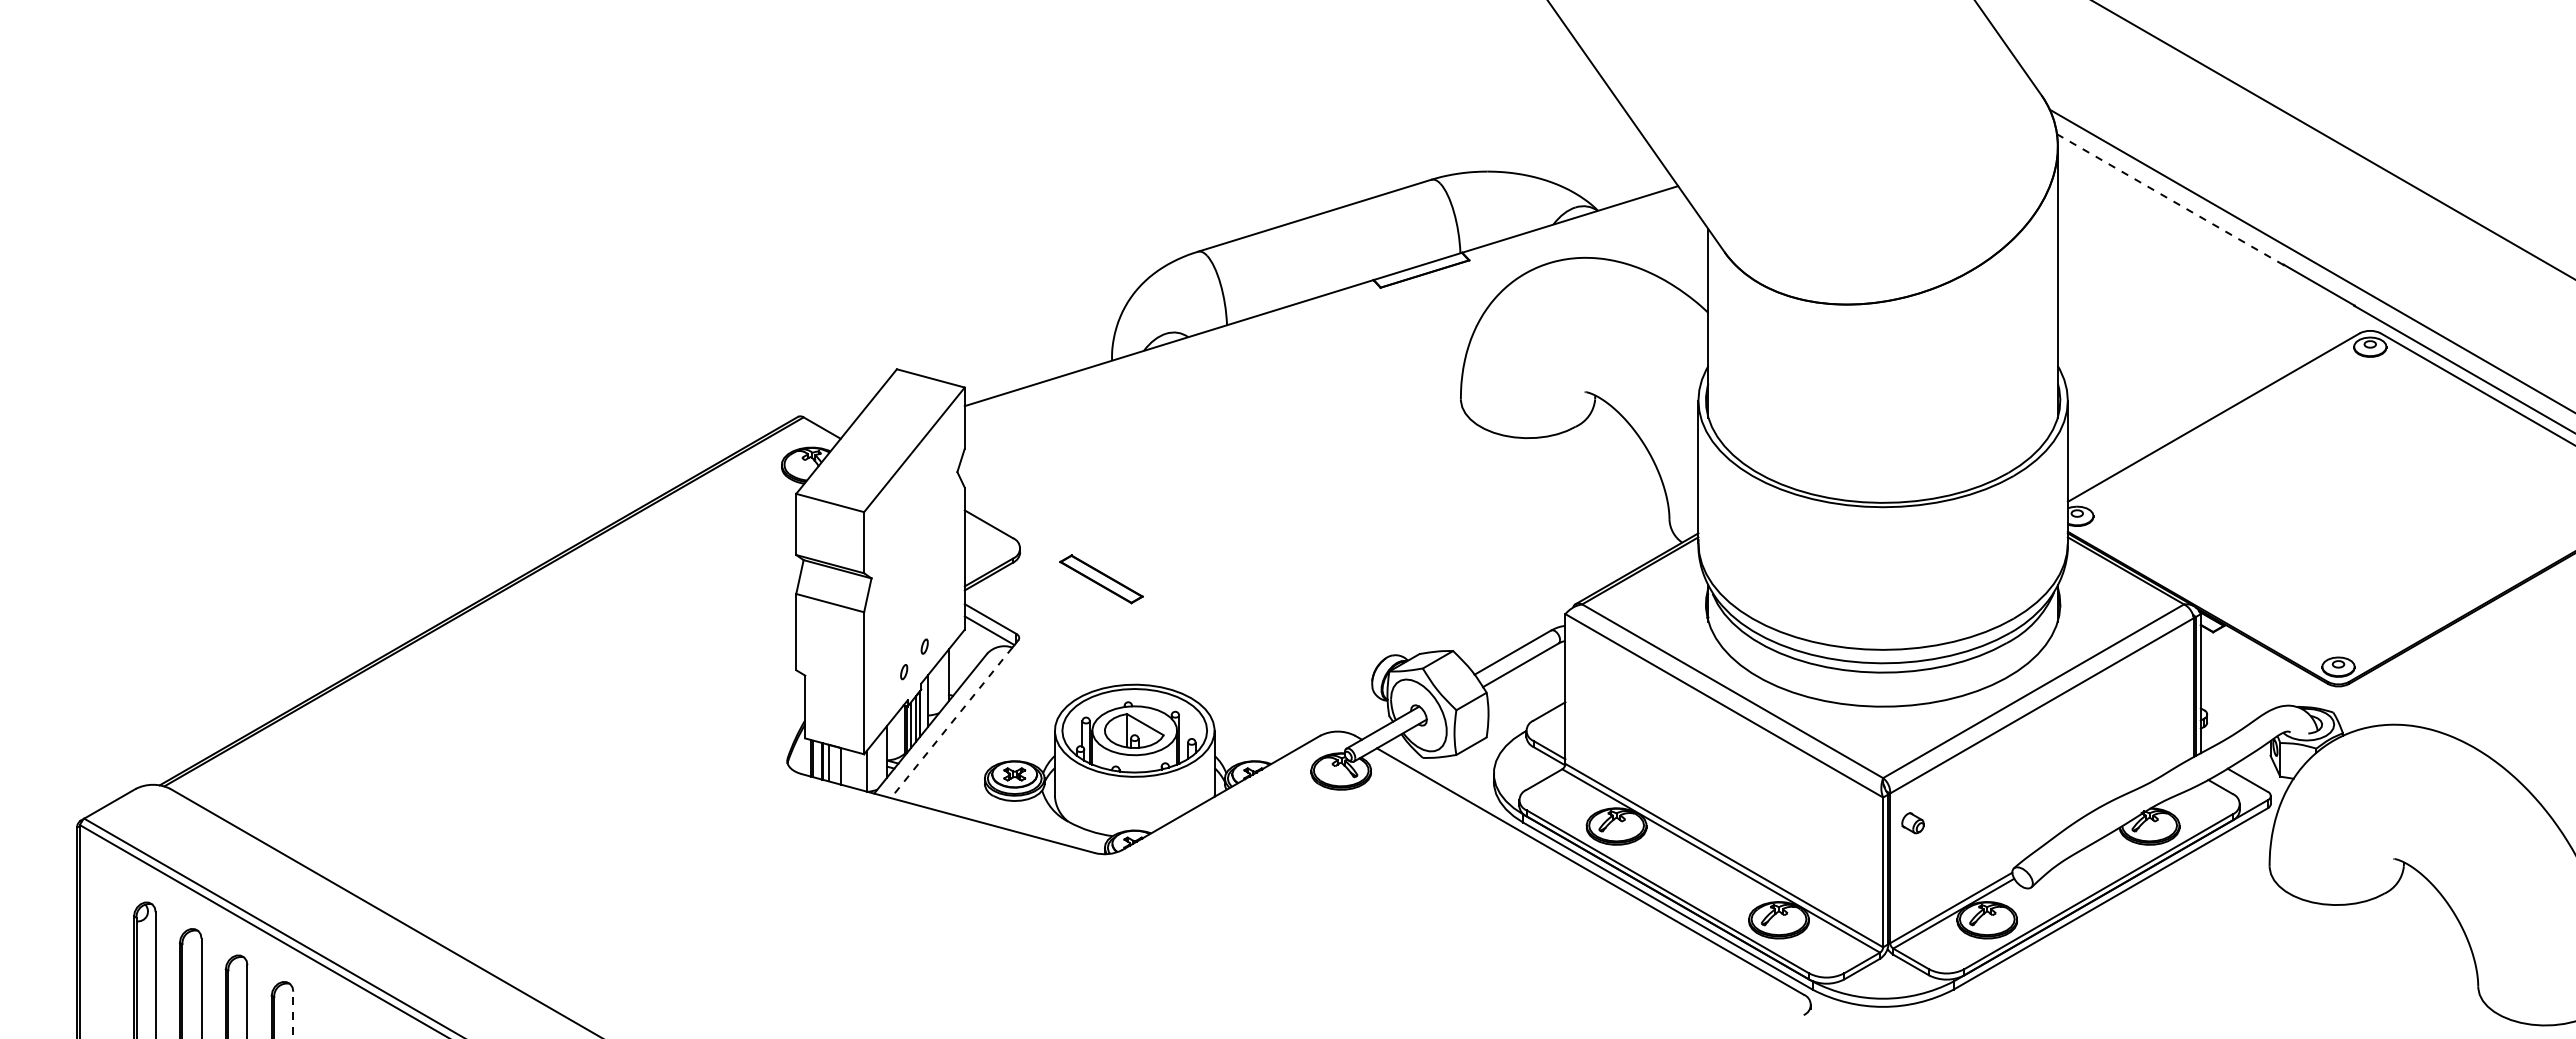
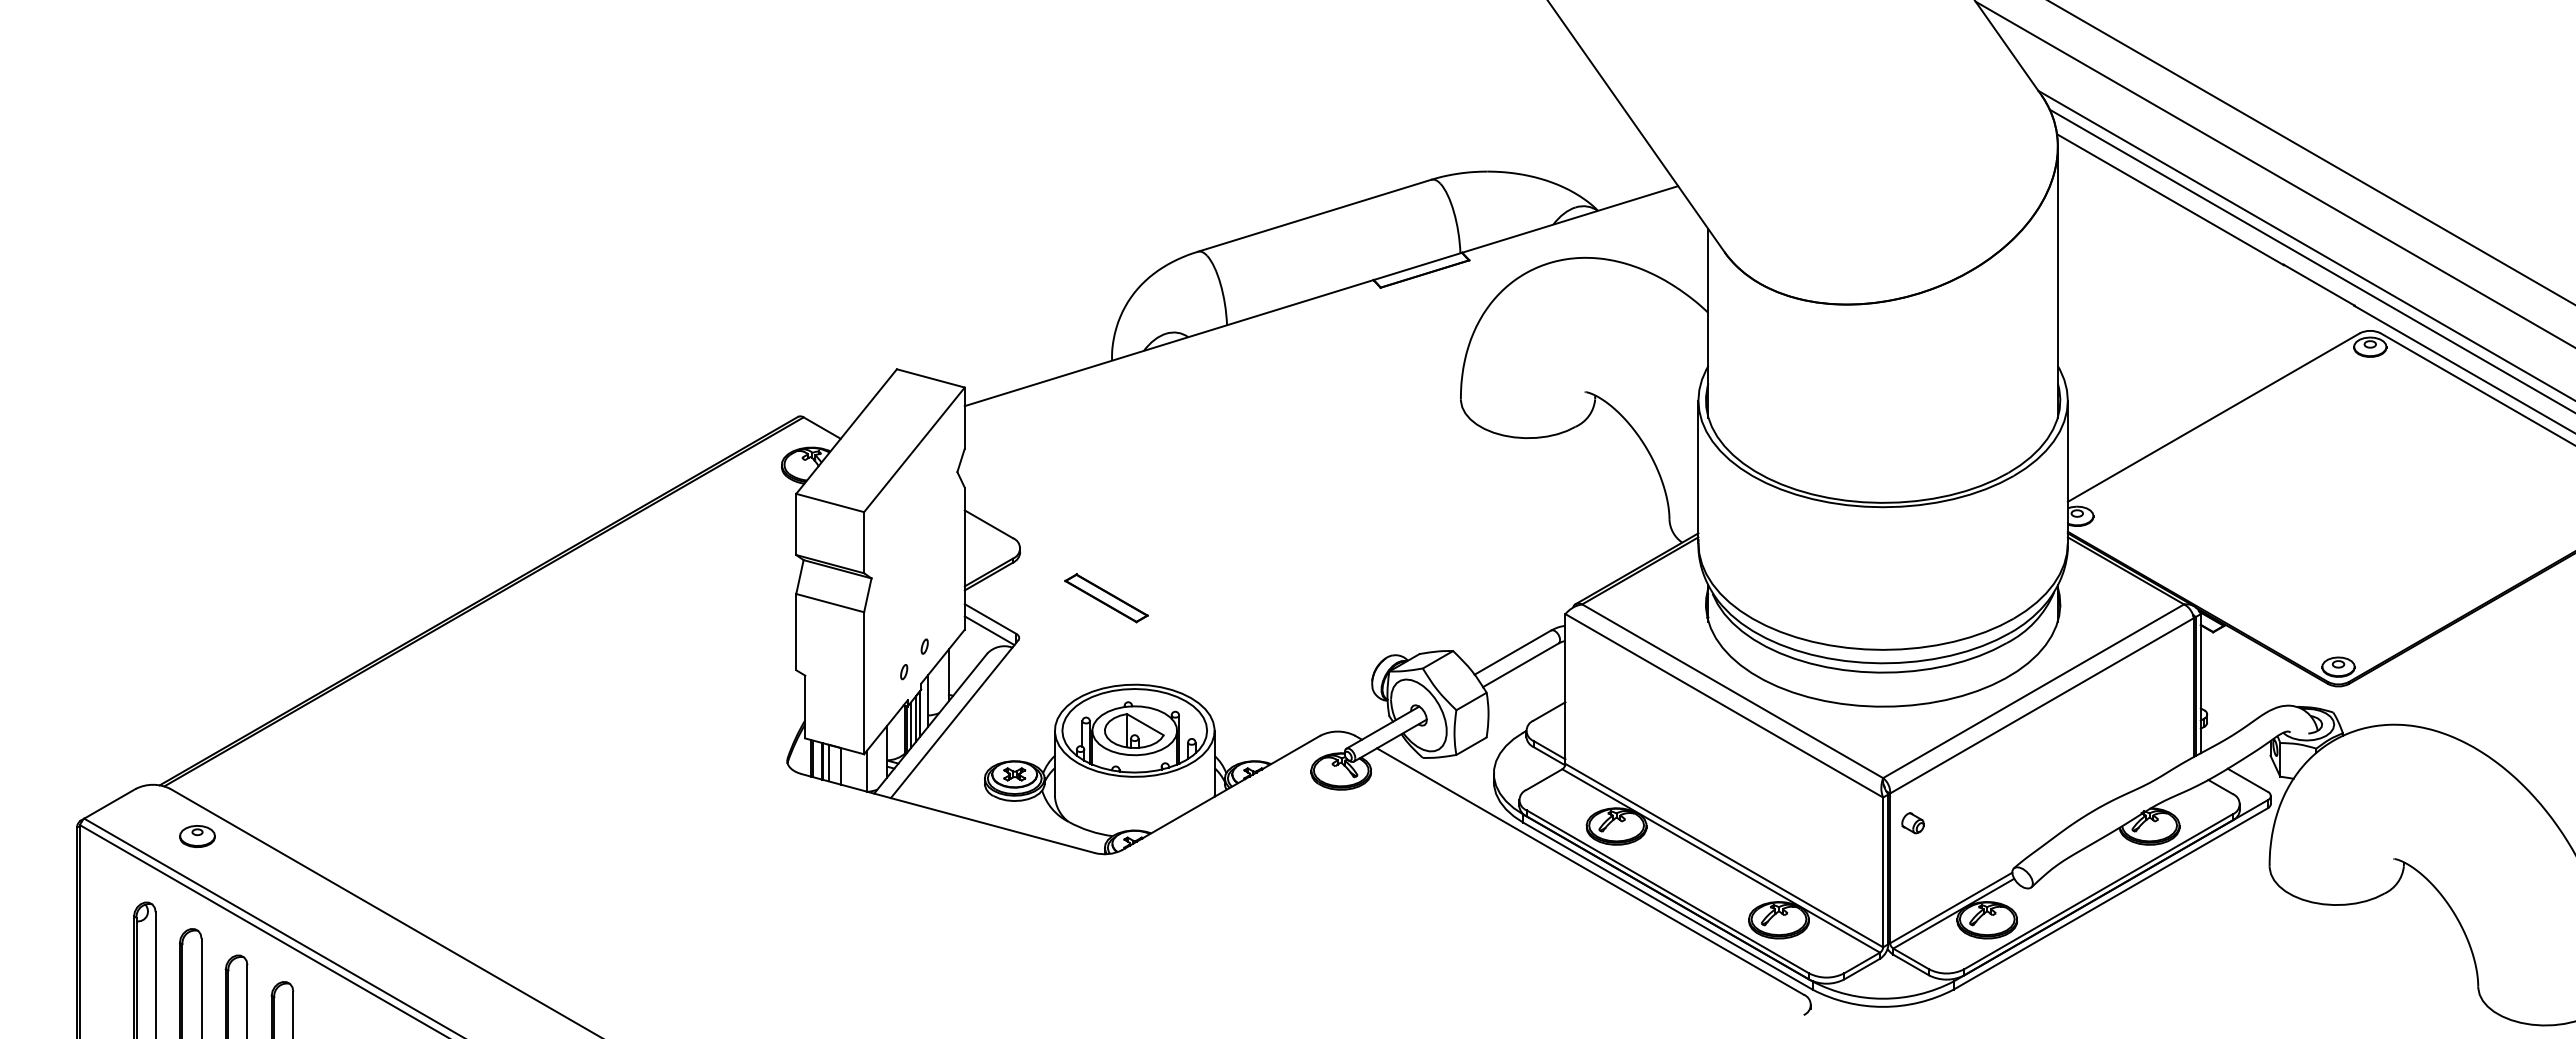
line position: (2333, 140) -> (2311, 152) (2311, 152)
line: none -> present (2274, 174)
line: dashed -> solid (2170, 199)
line: none -> present (2305, 244)
part position: (1101, 579) -> (1106, 598) (1106, 598)
line: dashed -> solid (951, 722)
part: none -> present (197, 836)
line: dashed -> solid (293, 1014)
